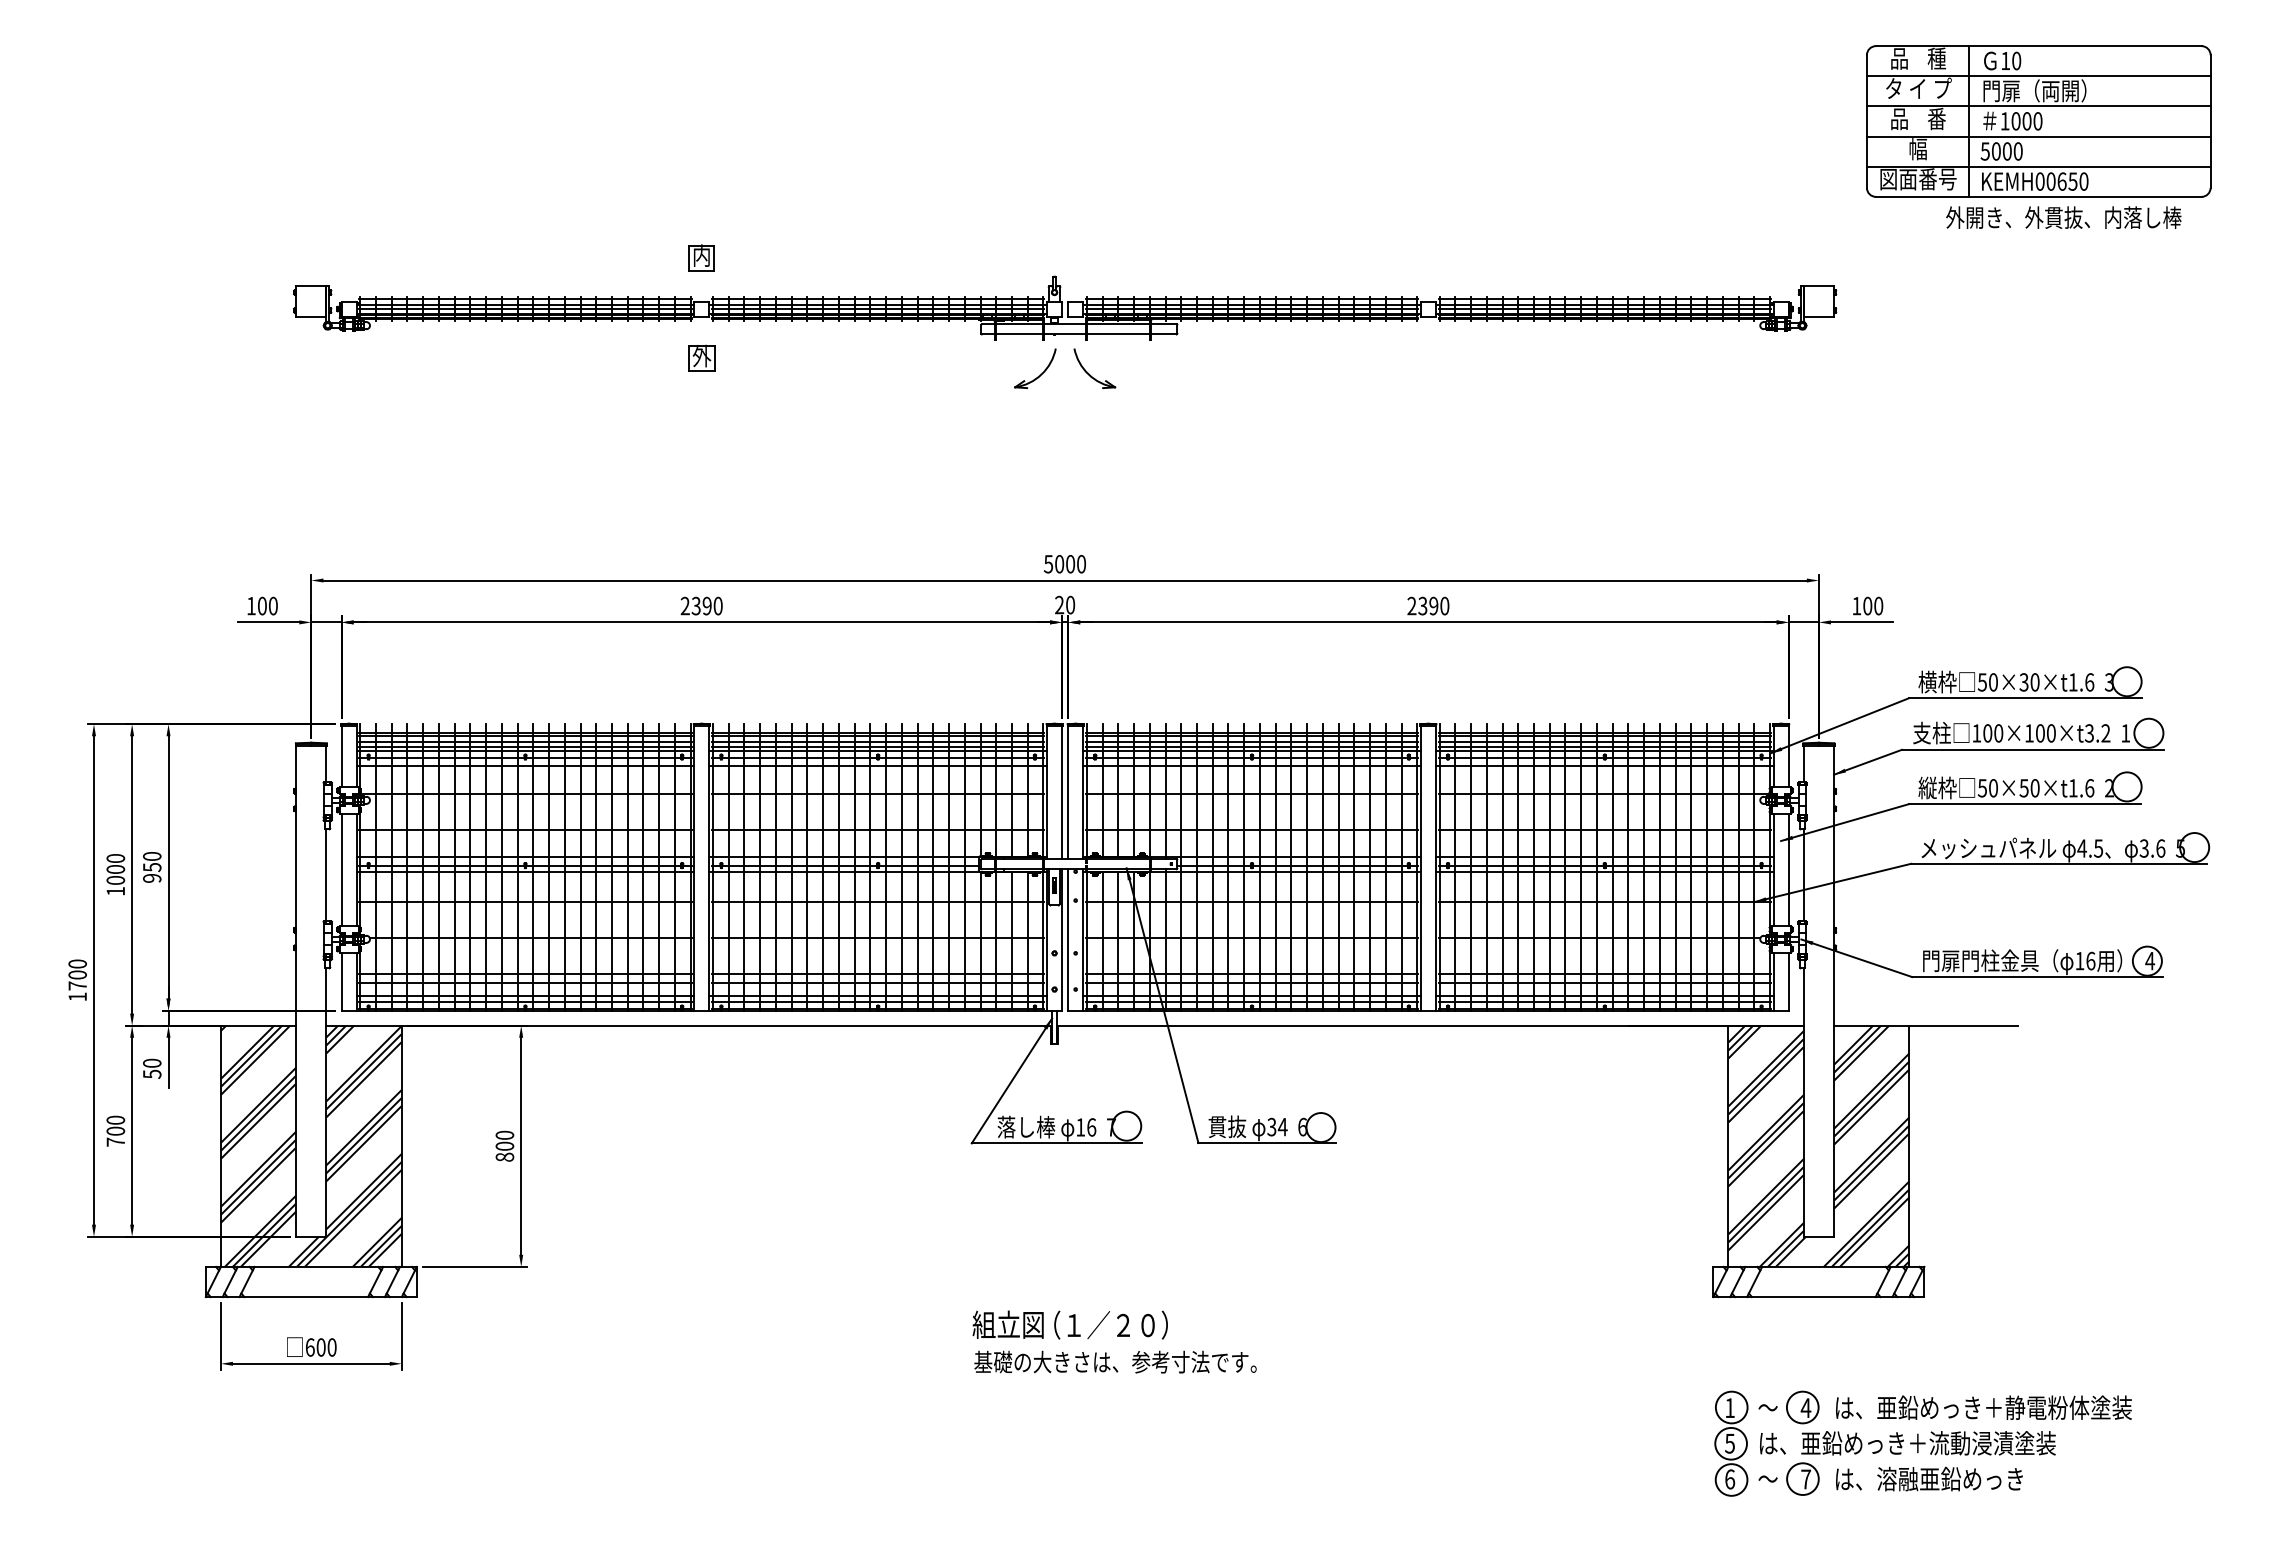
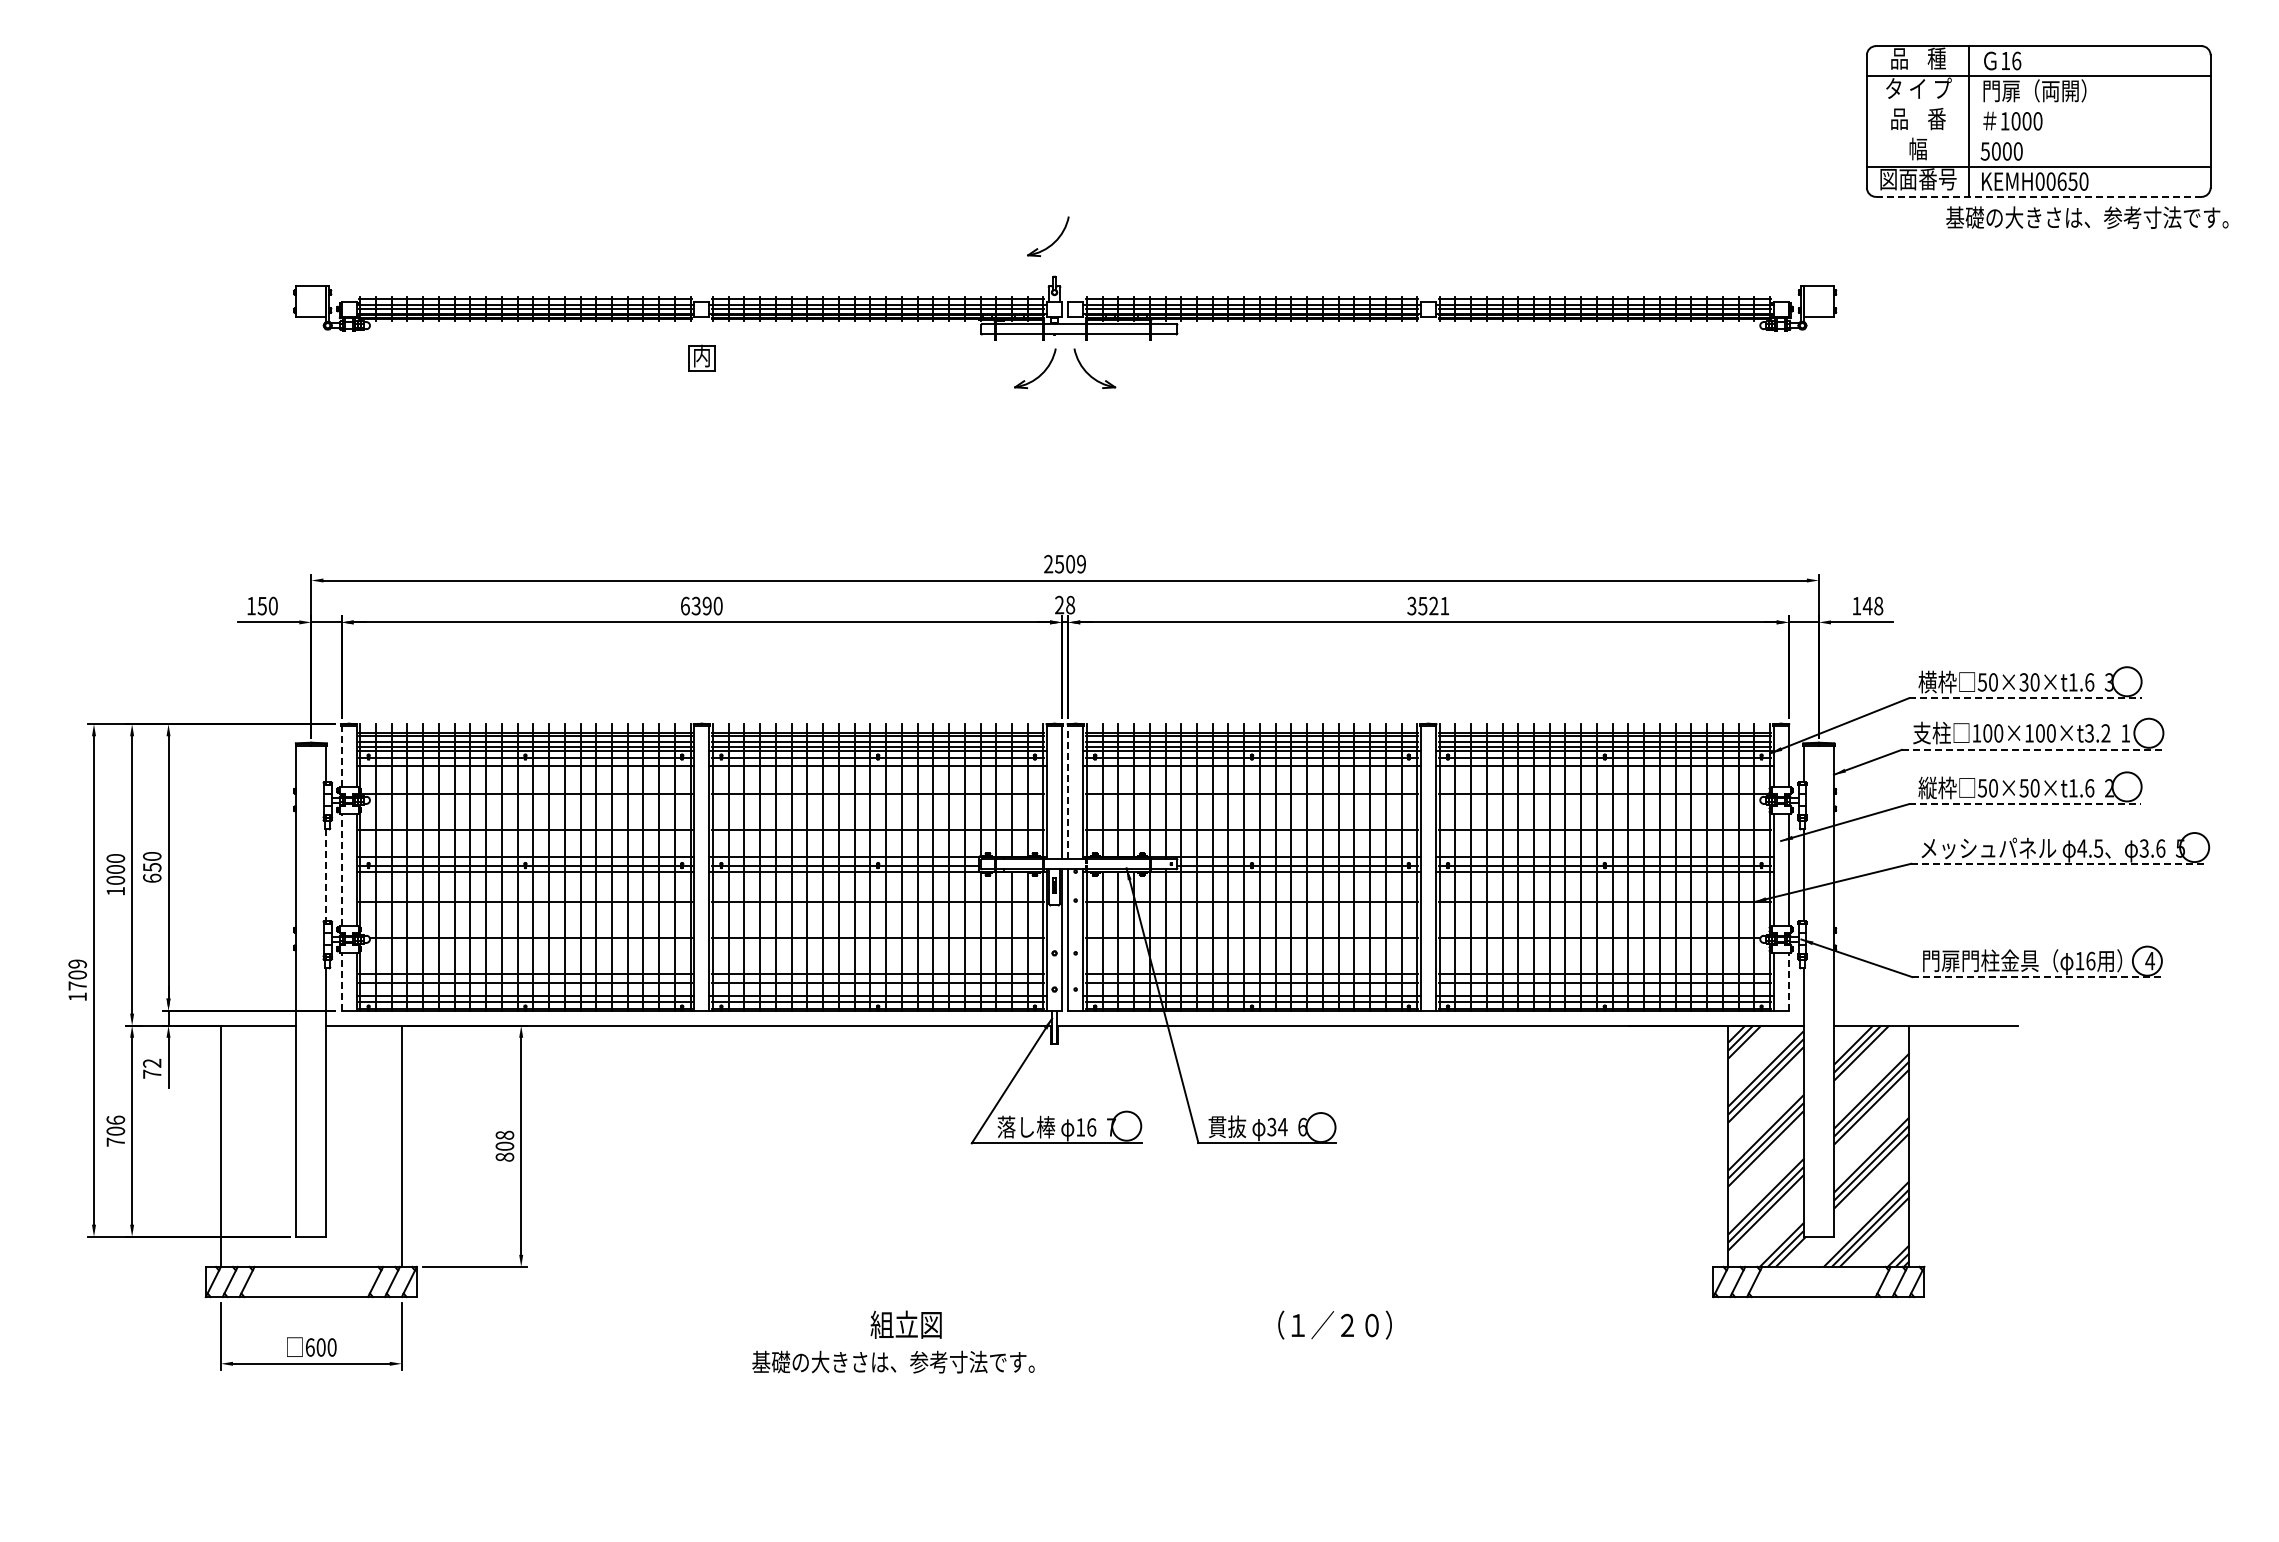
text: 10 -> 16 (2016, 60)
line: present -> none (2038, 106)
line: present -> none (2038, 136)
line: solid -> dashed (2038, 196)
text: 外開き、外貫抜、内落し棒 -> 基礎の大きさは、参考寸法です。 (2087, 217)
part: none -> present (1051, 243)
part: present -> none (701, 257)
text: 外 -> 内 (701, 355)
text: 5000 -> 2509 (1064, 563)
text: 100 -> 150 (261, 605)
text: 2390 -> 6390 (684, 605)
text: 20 -> 28 (1070, 605)
text: 2390 -> 3521 (1428, 605)
text: 100 -> 148 (1872, 605)
line: solid -> dashed (2025, 698)
line: solid -> dashed (2032, 749)
line: solid -> dashed (341, 756)
line: solid -> dashed (1068, 792)
line: solid -> dashed (2025, 804)
line: solid -> dashed (2058, 863)
line: solid -> dashed (341, 869)
line: solid -> dashed (326, 875)
text: 950 -> 650 (152, 877)
text: 1700 -> 1709 (77, 963)
line: solid -> dashed (2037, 977)
line: solid -> dashed (341, 981)
line: solid -> dashed (1788, 981)
text: 50 -> 72 (152, 1068)
text: 700 -> 706 (115, 1119)
text: 800 -> 808 (504, 1134)
hatch: present -> none (310, 1145)
text position: (1007, 1324) -> (905, 1324) (905, 1324)
text position: (1110, 1324) -> (1334, 1324) (1334, 1324)
text position: (1115, 1361) -> (893, 1361) (893, 1361)
part: present -> none (1922, 1443)
